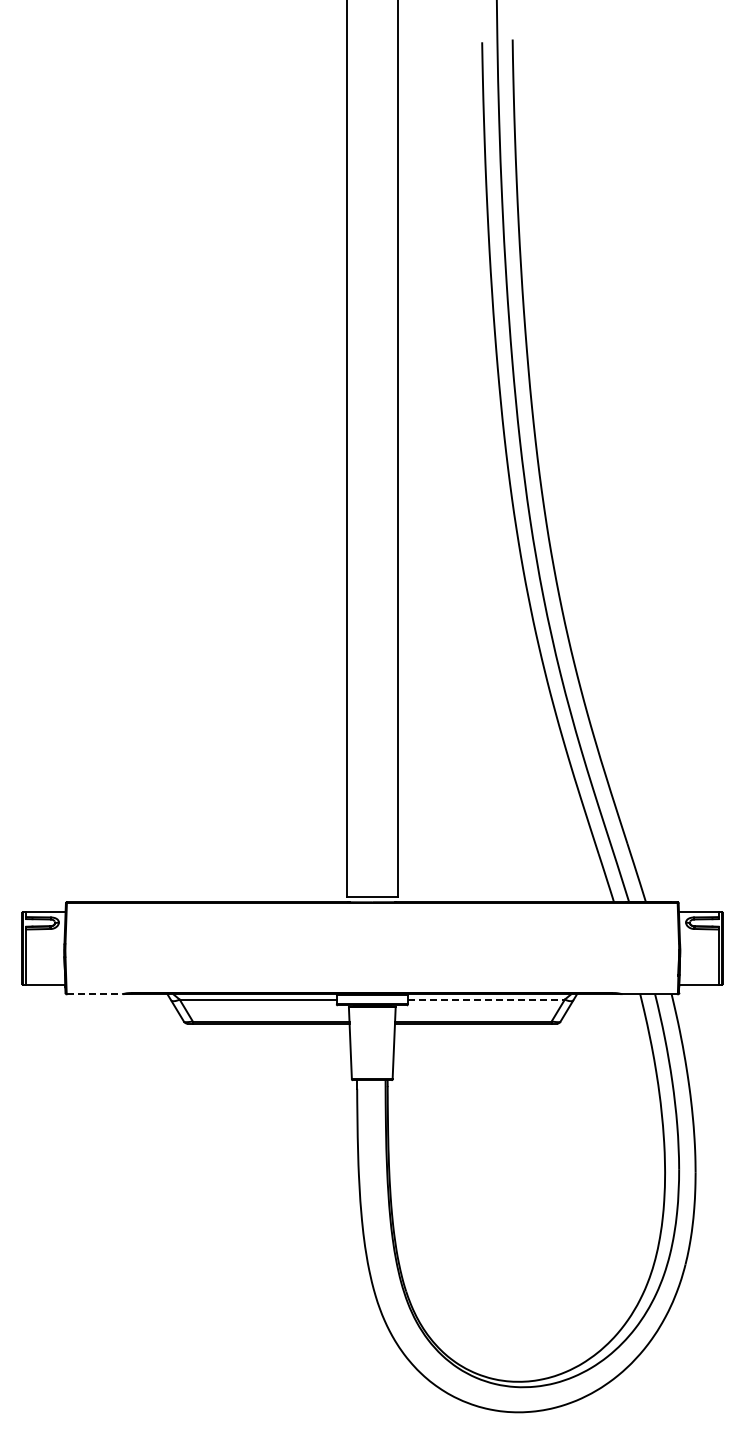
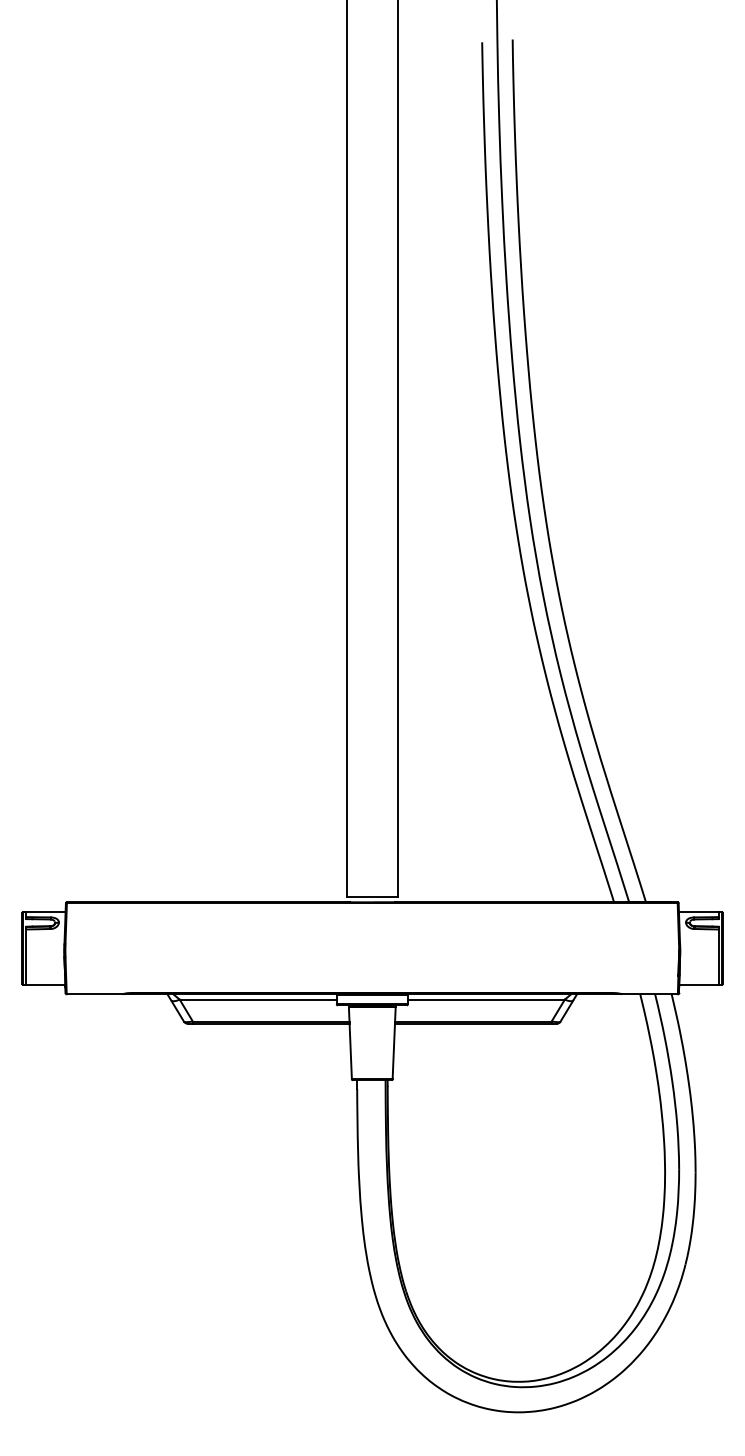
line: dashed -> solid (94, 994)
line: dashed -> solid (486, 999)
